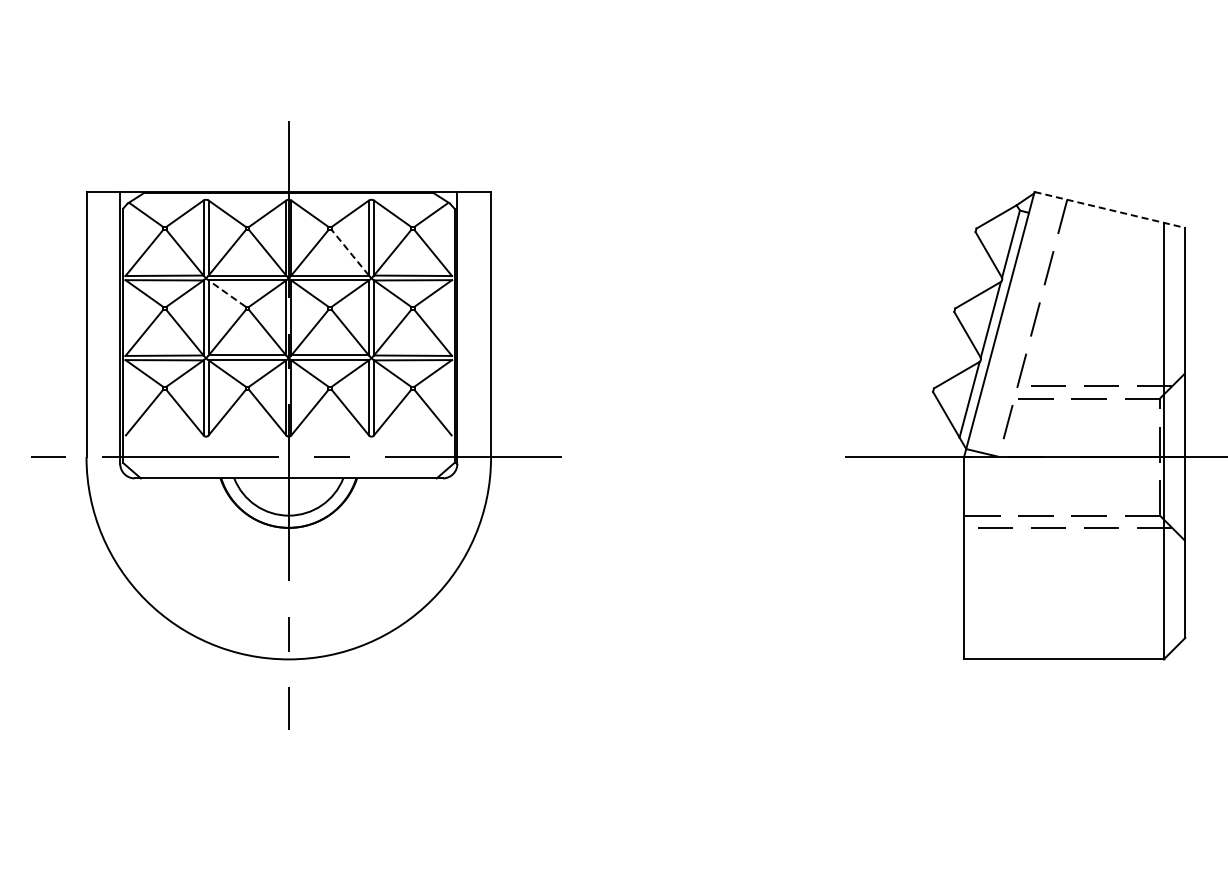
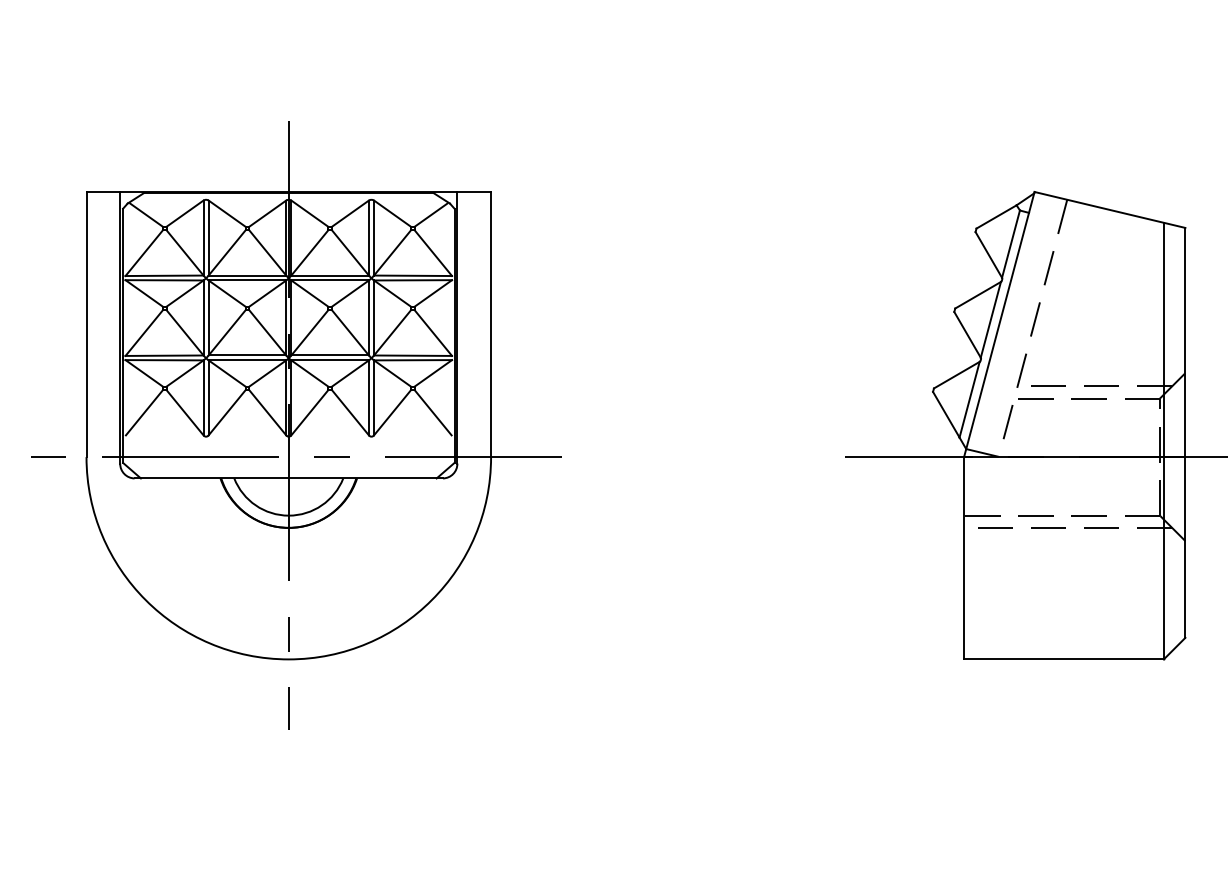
line: dashed -> solid (1109, 209)
line: dashed -> solid (350, 252)
line: dashed -> solid (227, 293)
